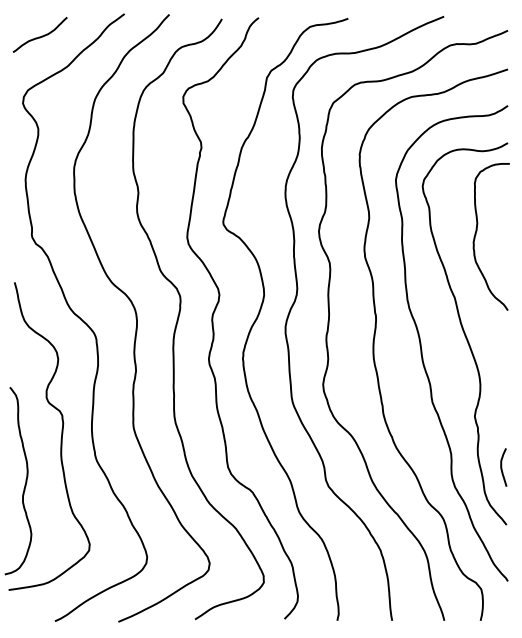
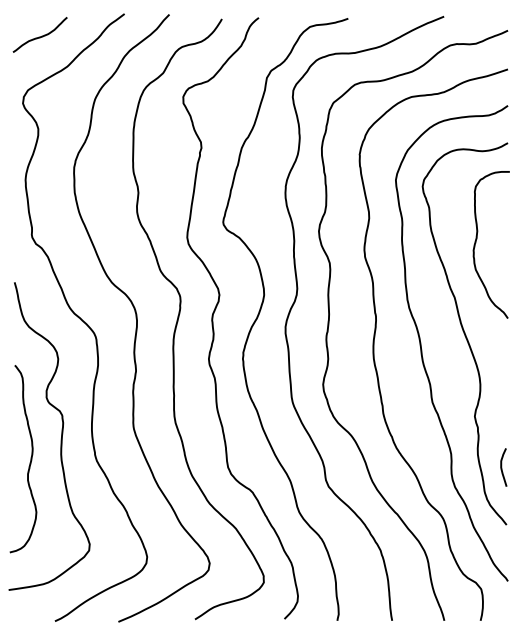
curve position: (477, 231) -> (477, 239) (477, 239)
curve position: (24, 484) -> (29, 462) (29, 462)
